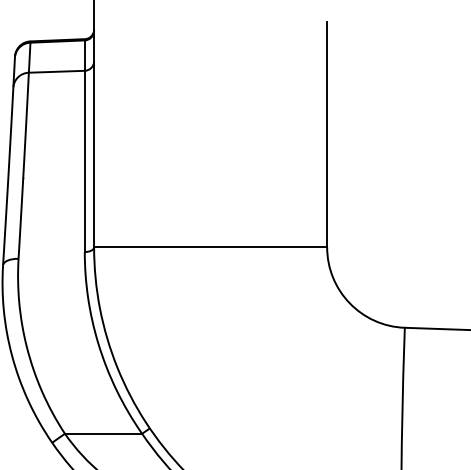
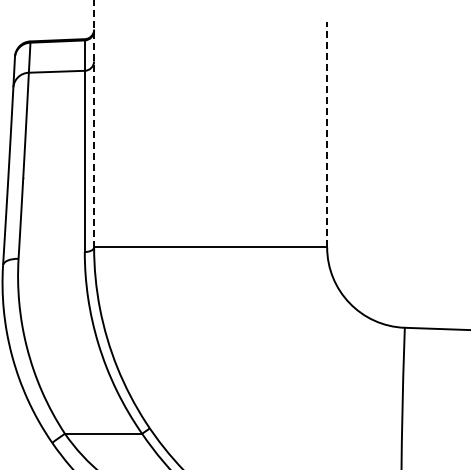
line: solid -> dashed (94, 124)
line: solid -> dashed (327, 134)
